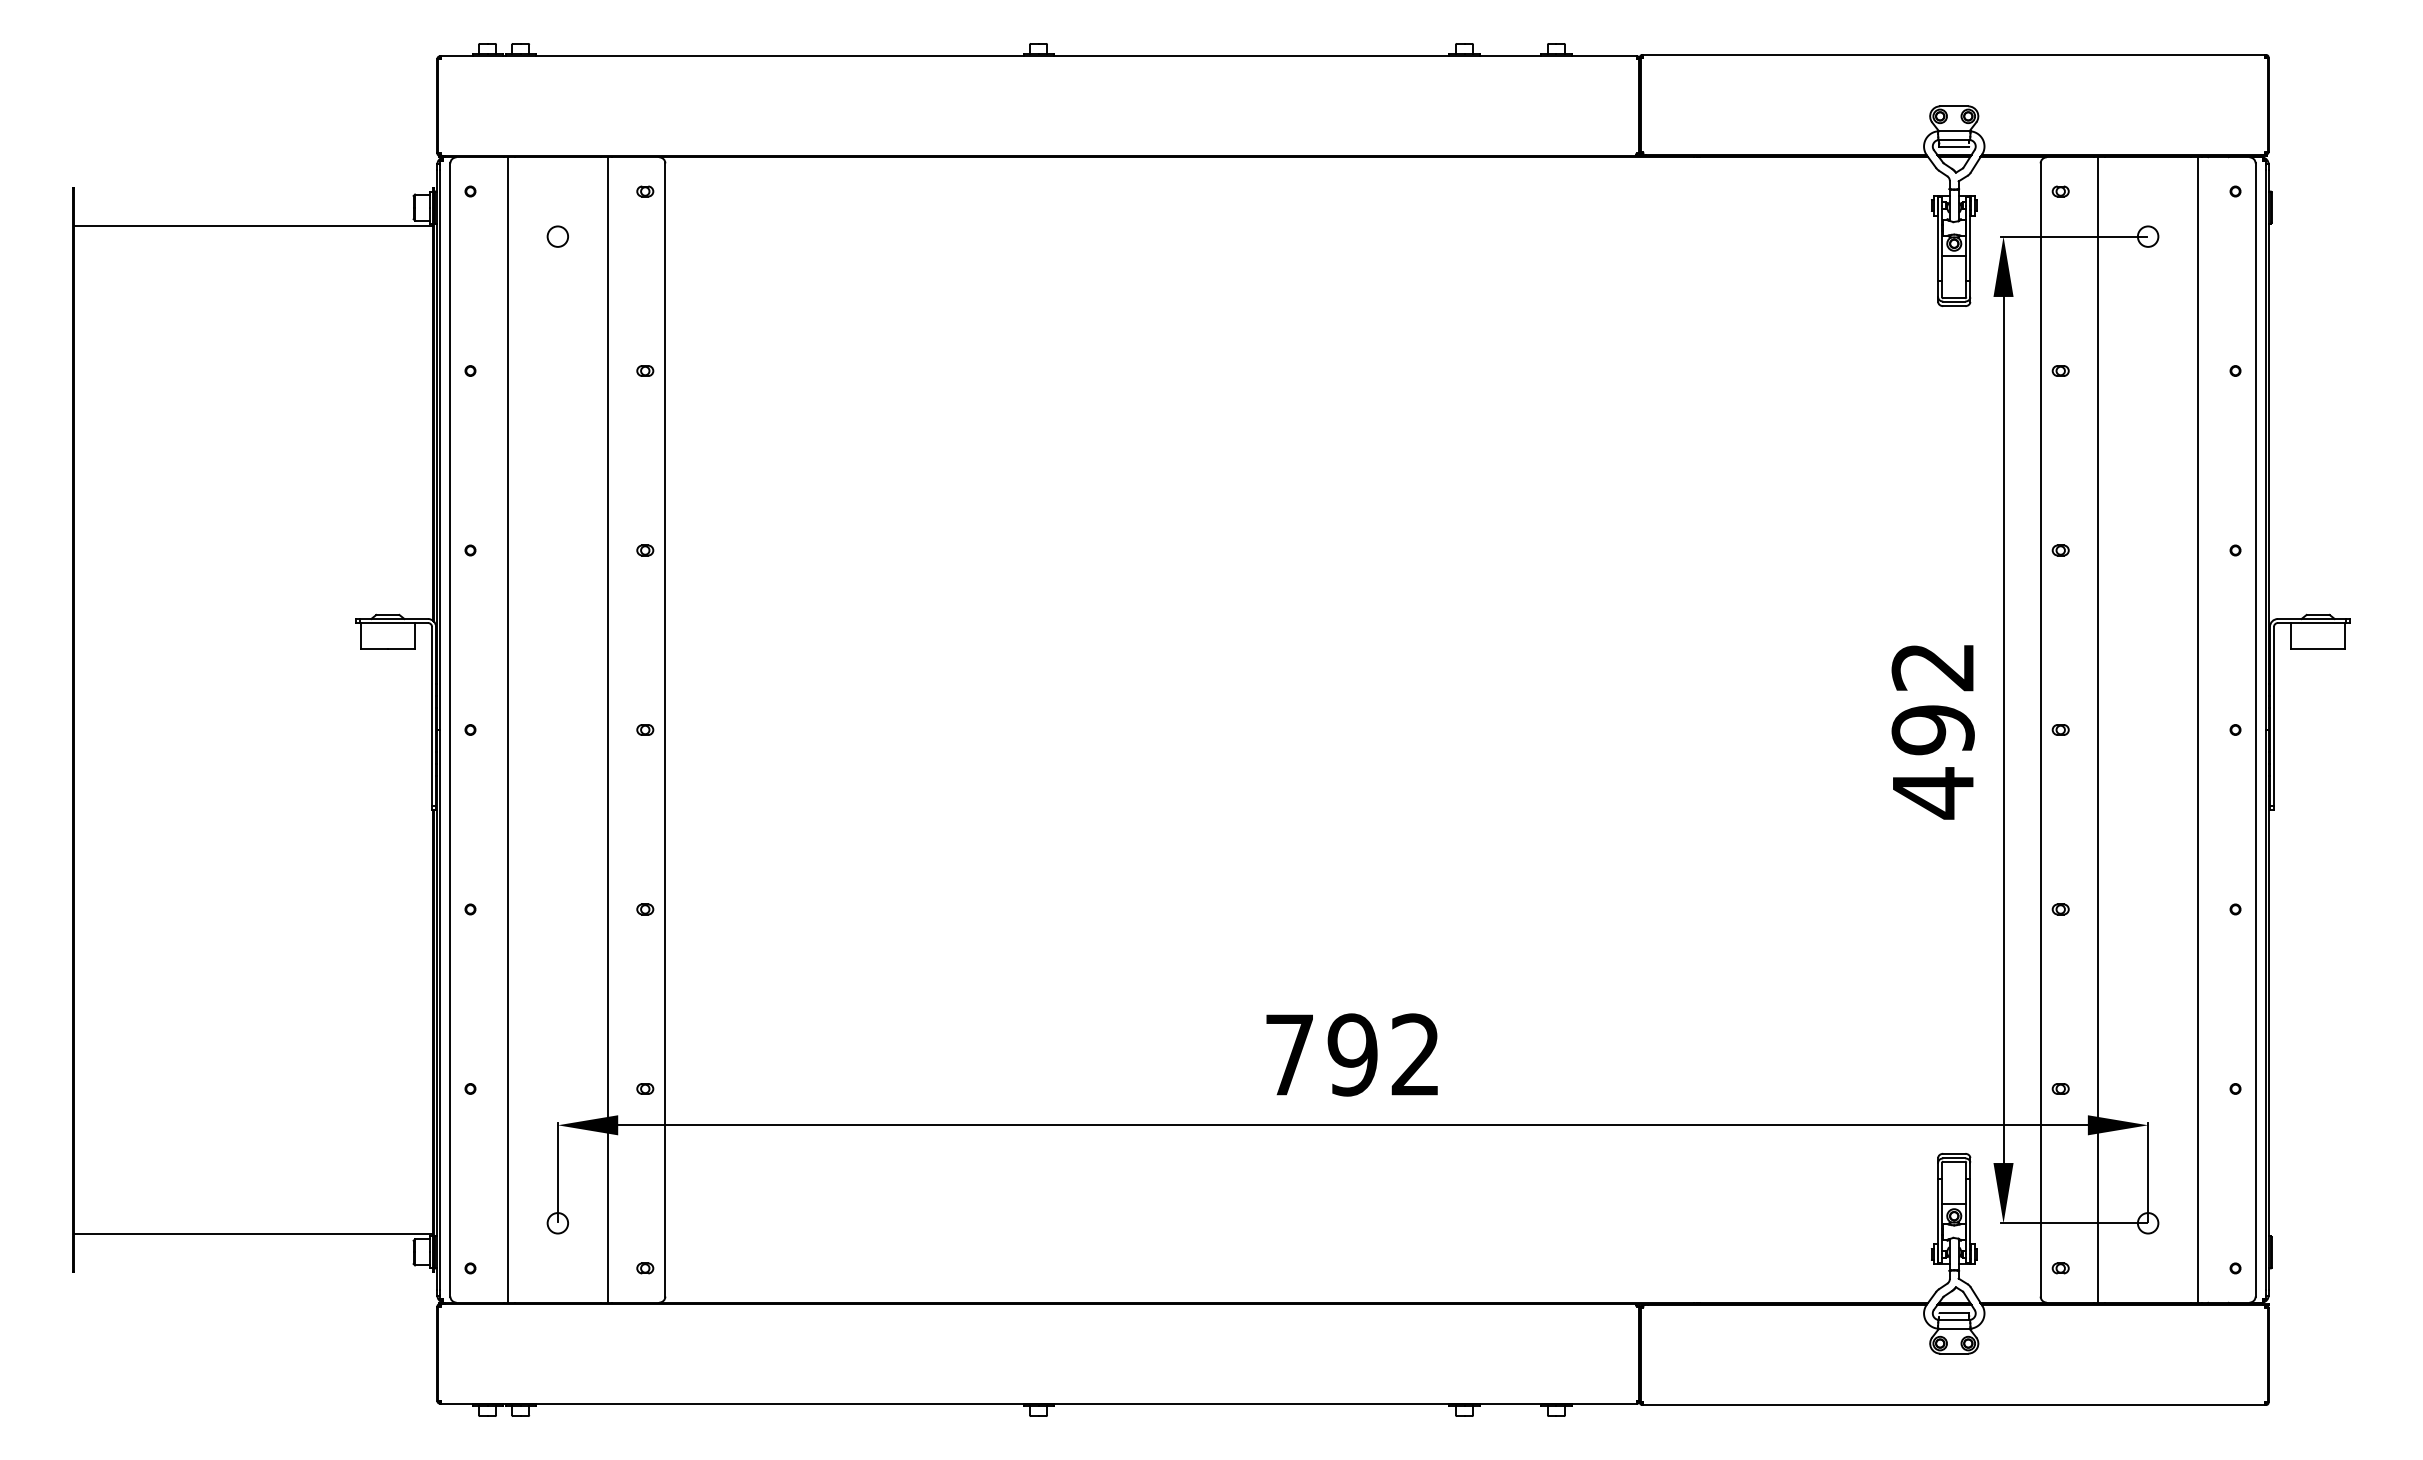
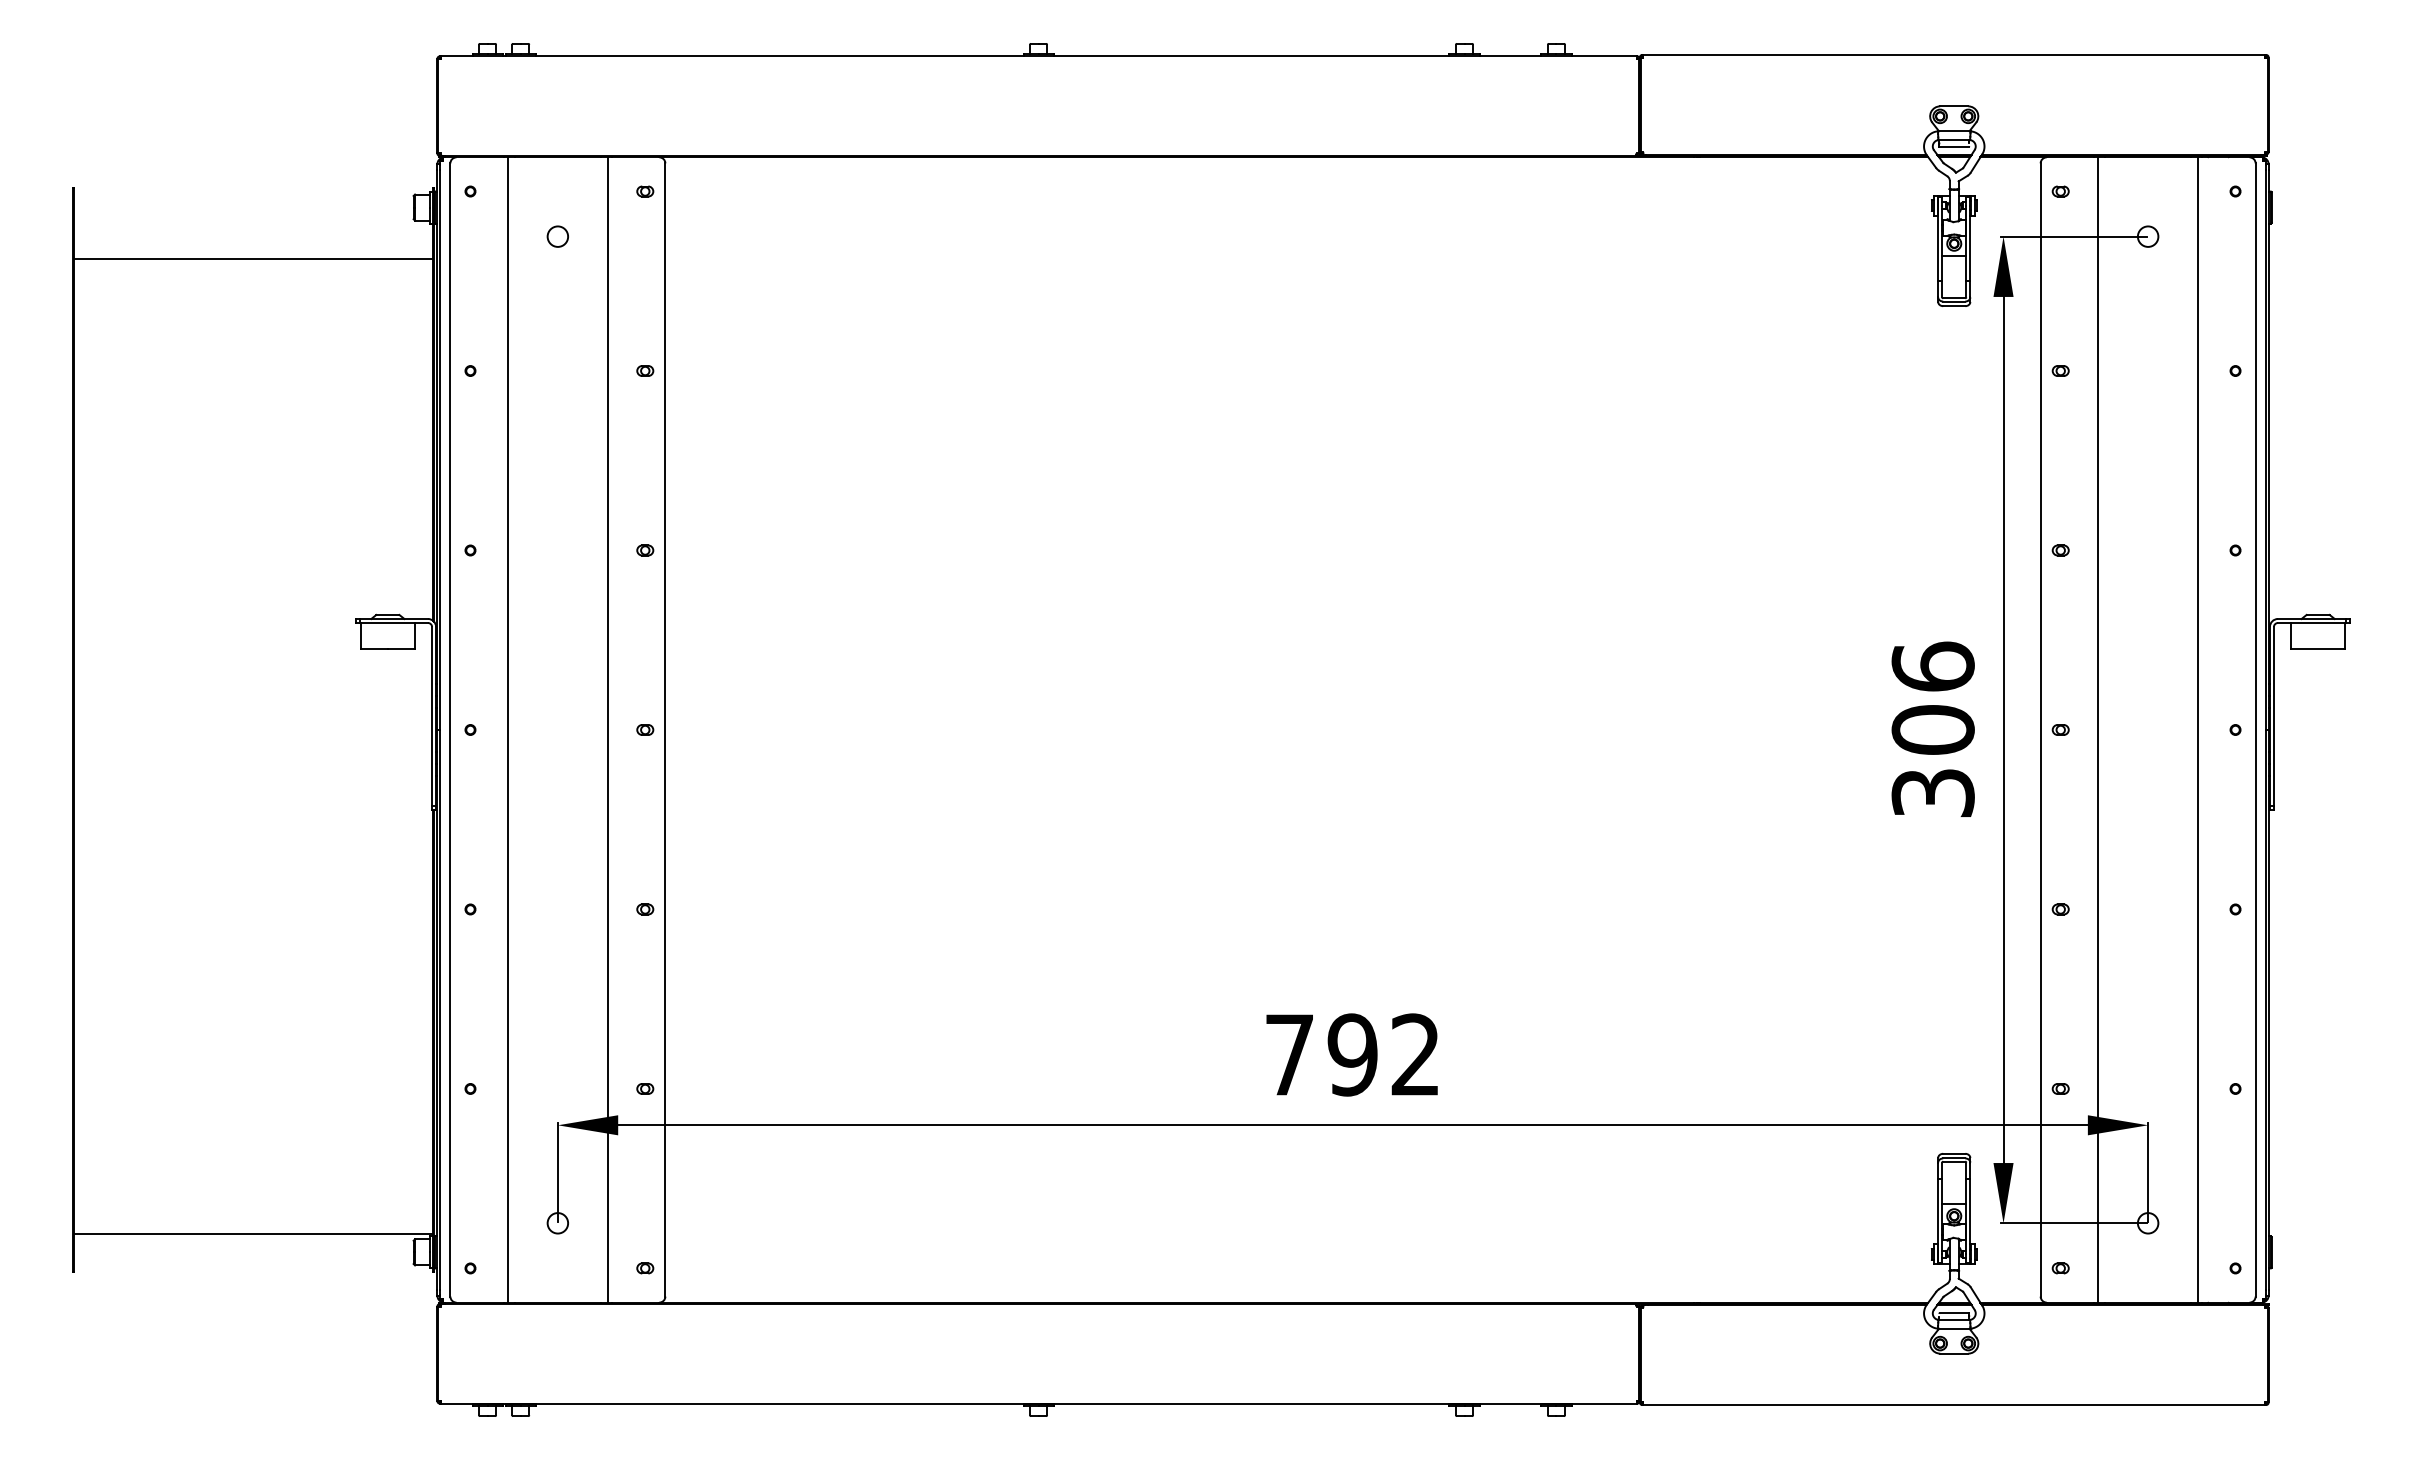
line position: (253, 226) -> (253, 259) (253, 259)
text: 492 -> 306 (1932, 730)
